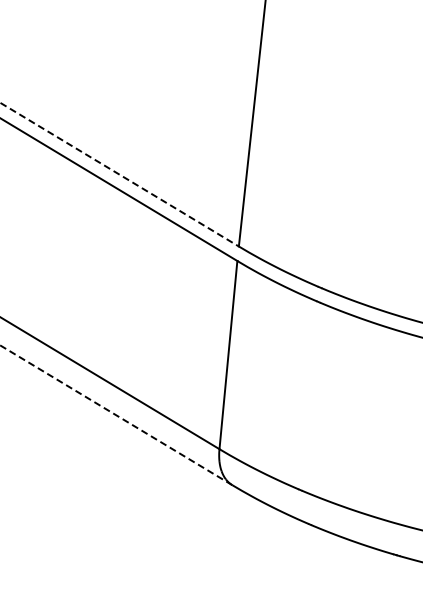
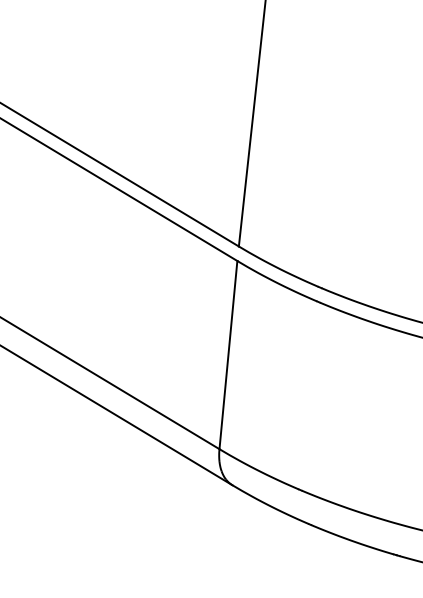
line: dashed -> solid (119, 174)
line: dashed -> solid (115, 415)
